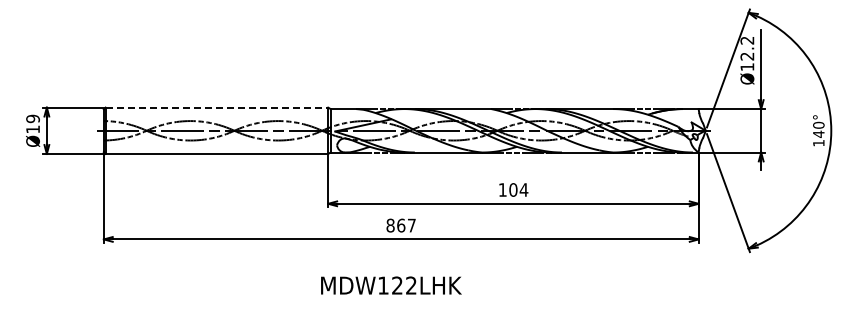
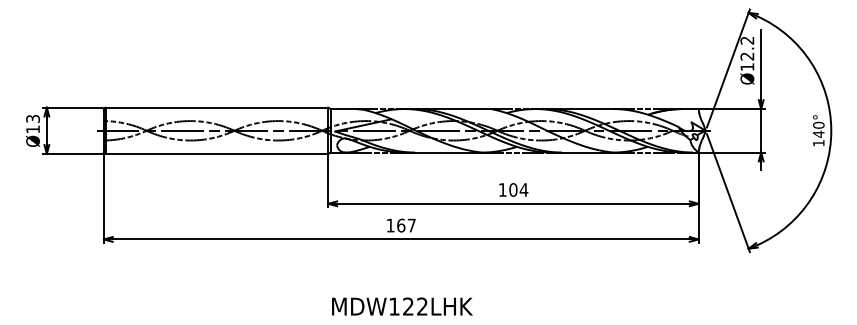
line: dashed -> solid (217, 107)
text: Ø19 -> Ø13 (32, 118)
text: 867 -> 167 (390, 225)
text position: (391, 285) -> (402, 306) (402, 306)
